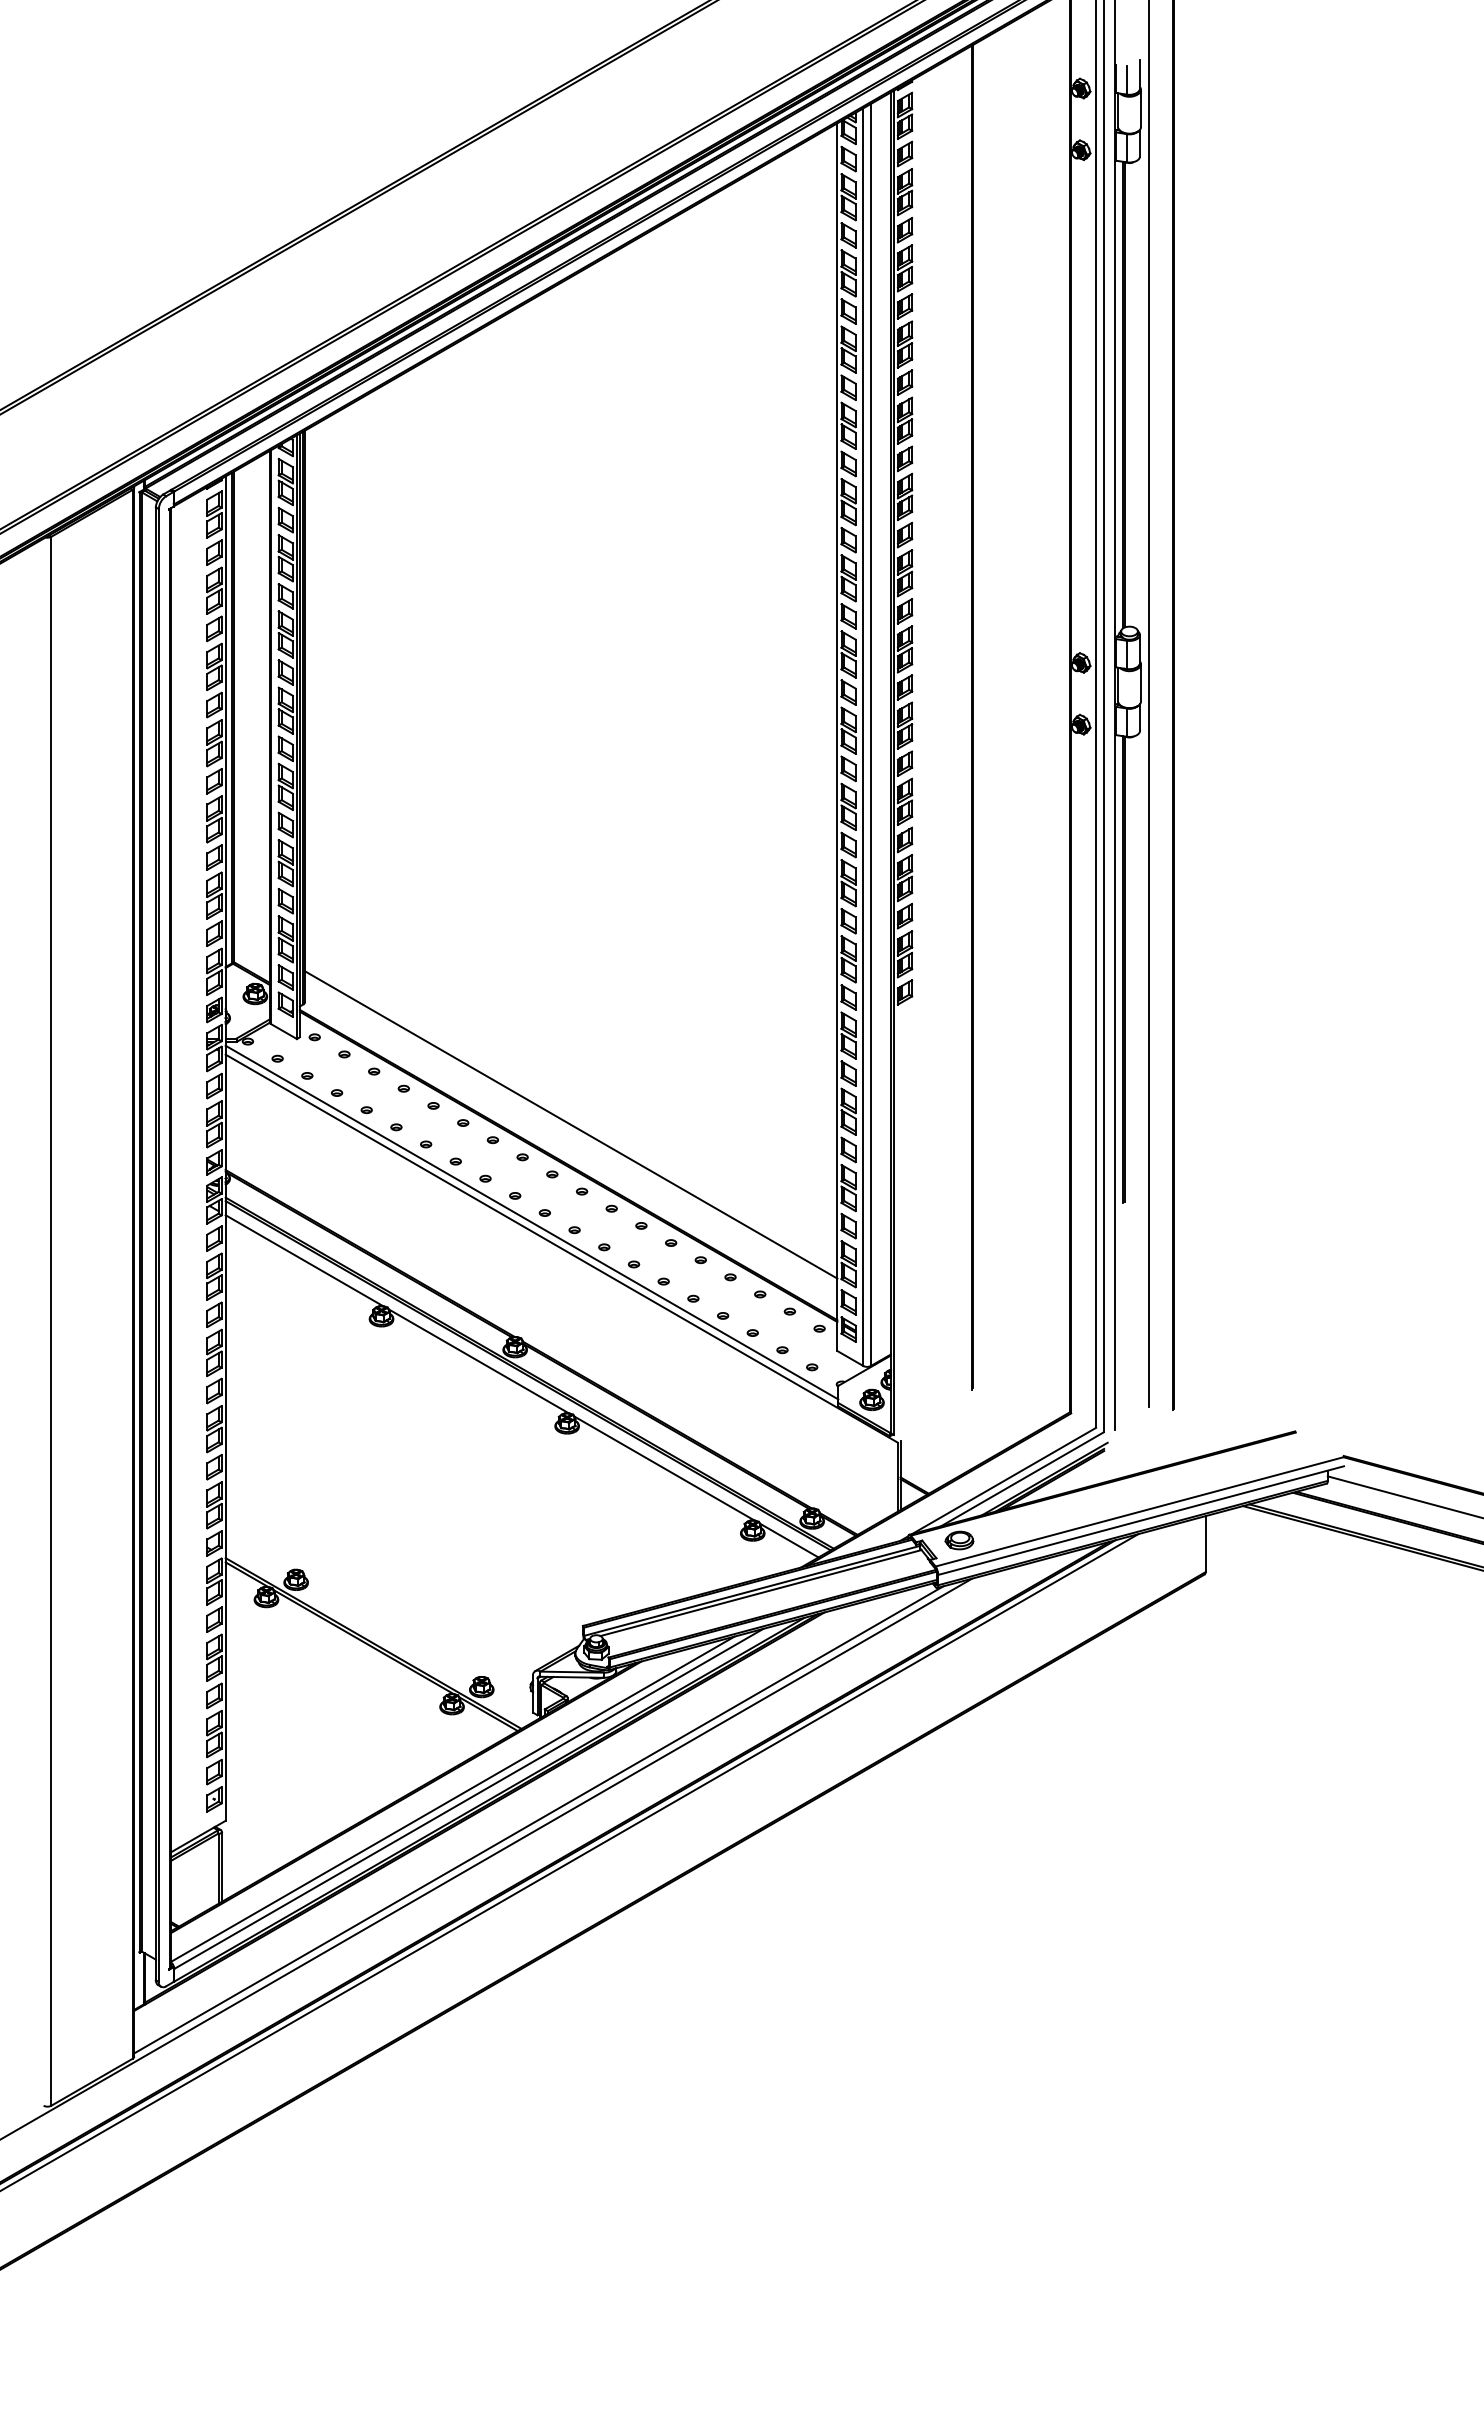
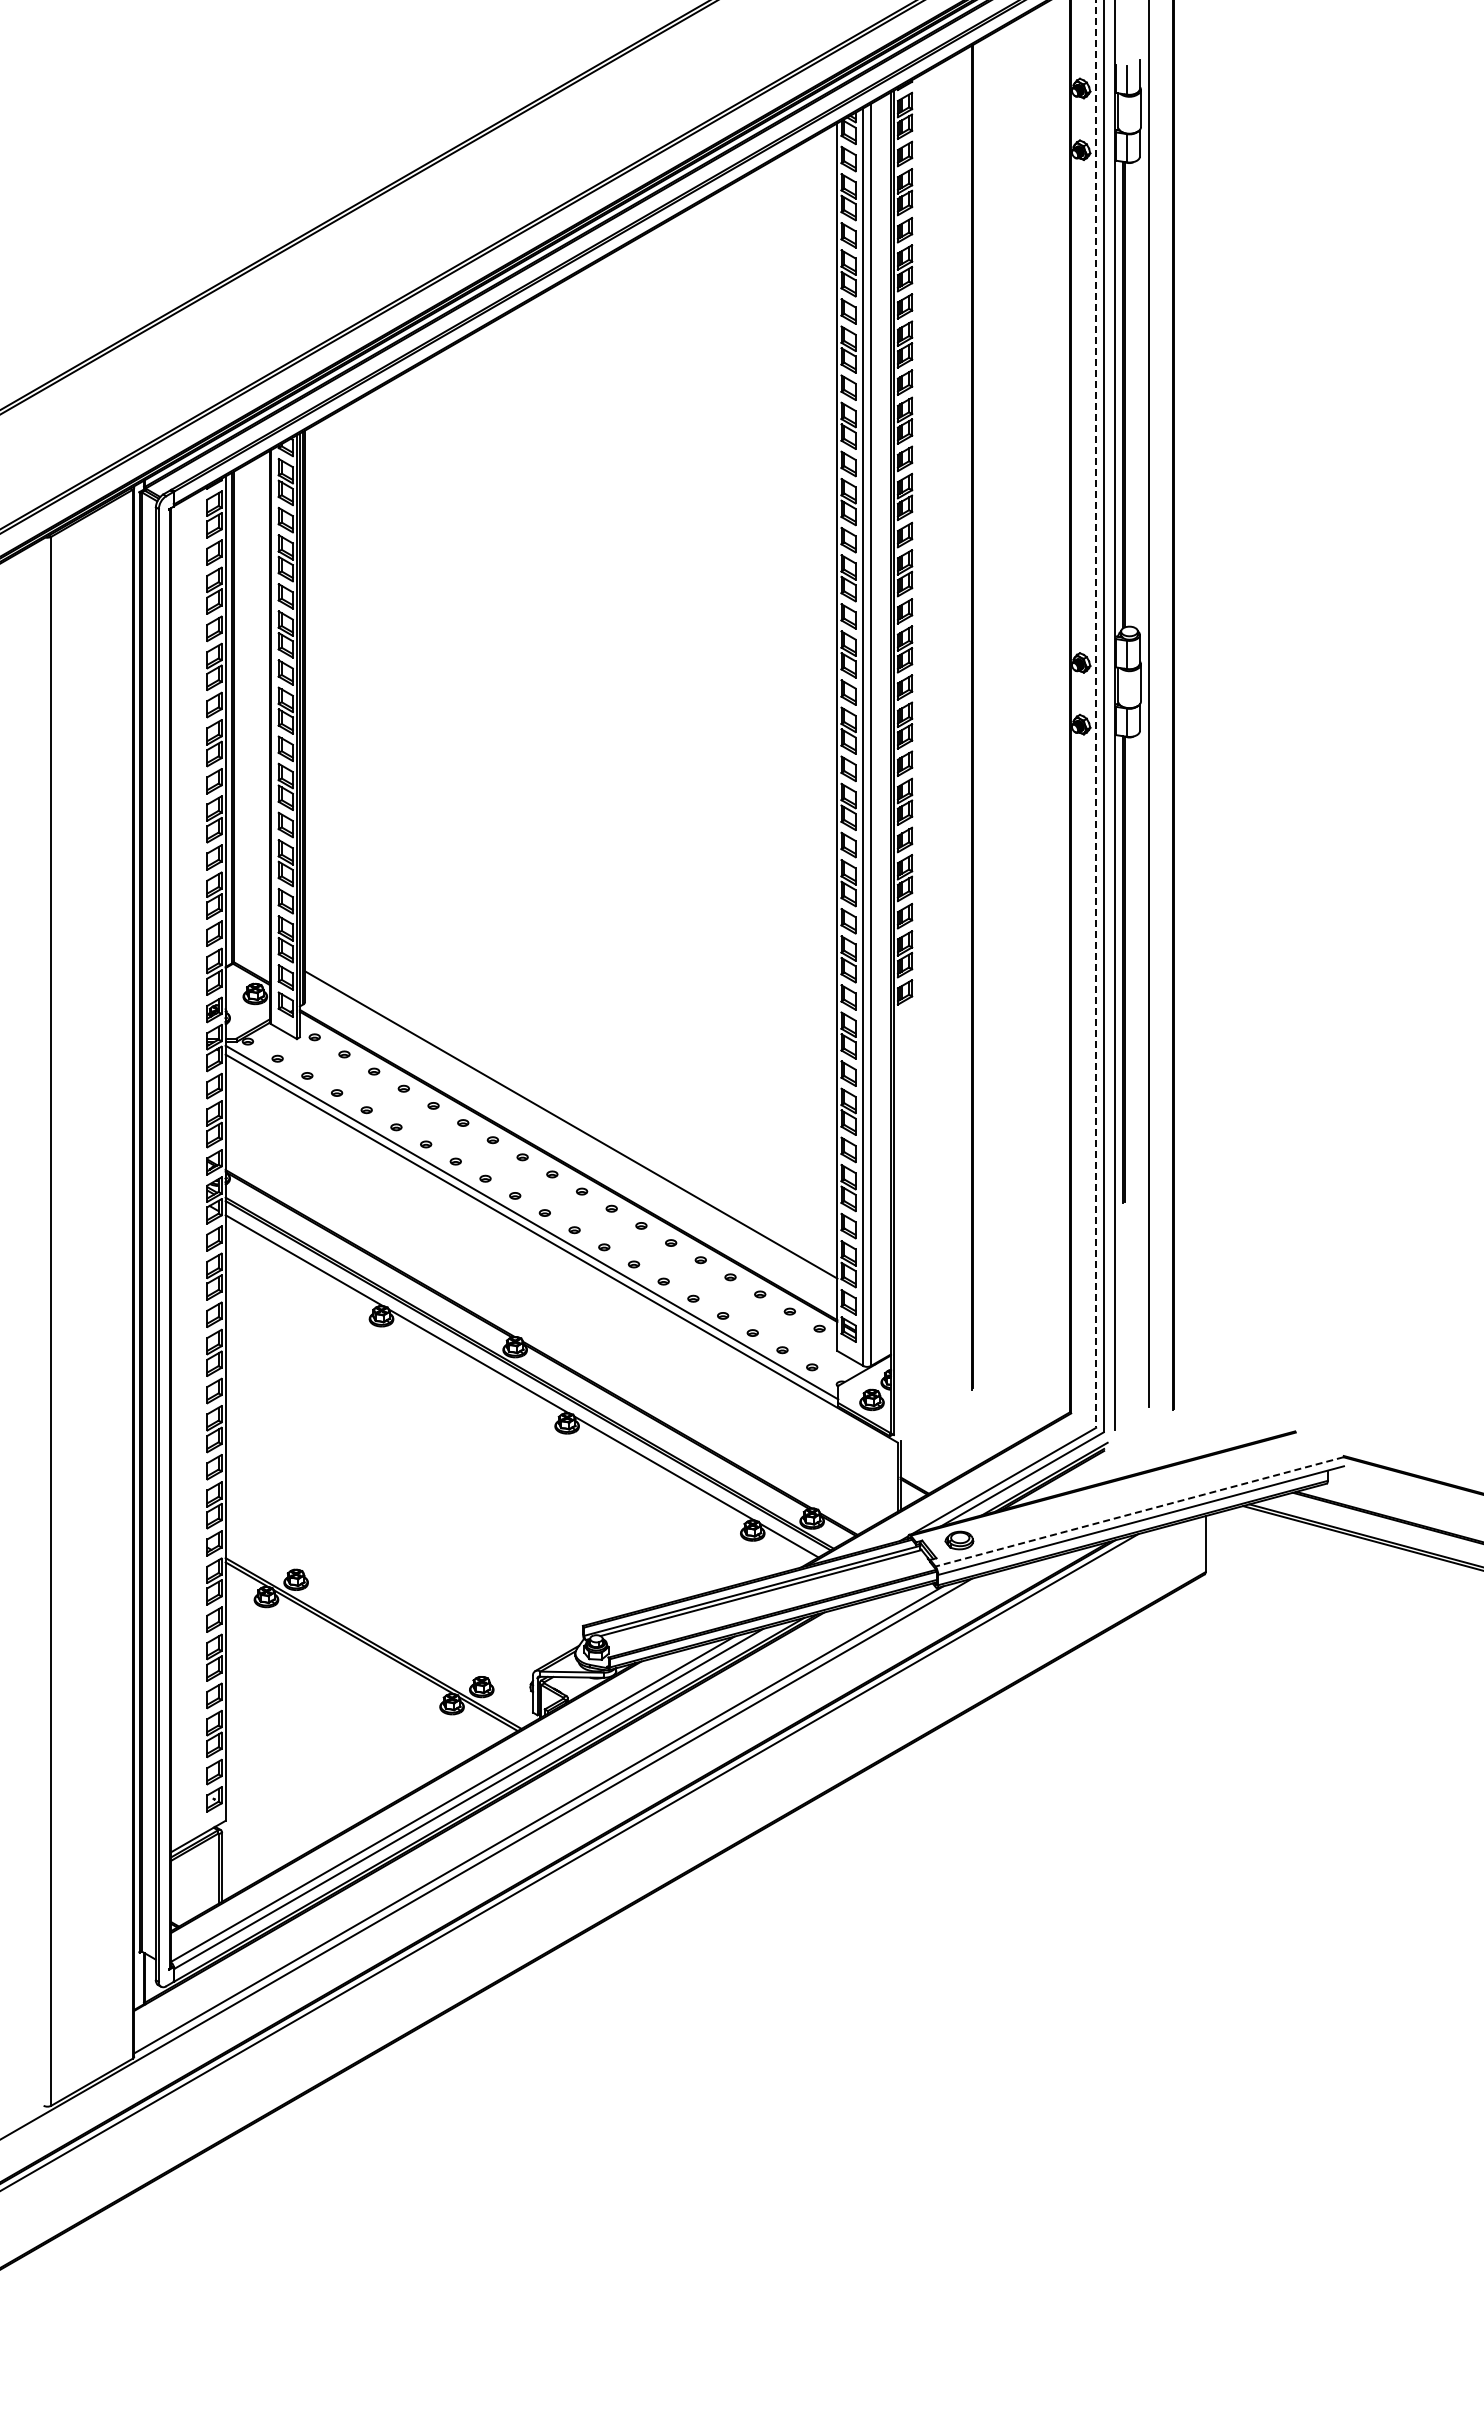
line: solid -> dashed (1096, 714)
line: present -> none (1403, 1496)
line: solid -> dashed (1139, 1511)
